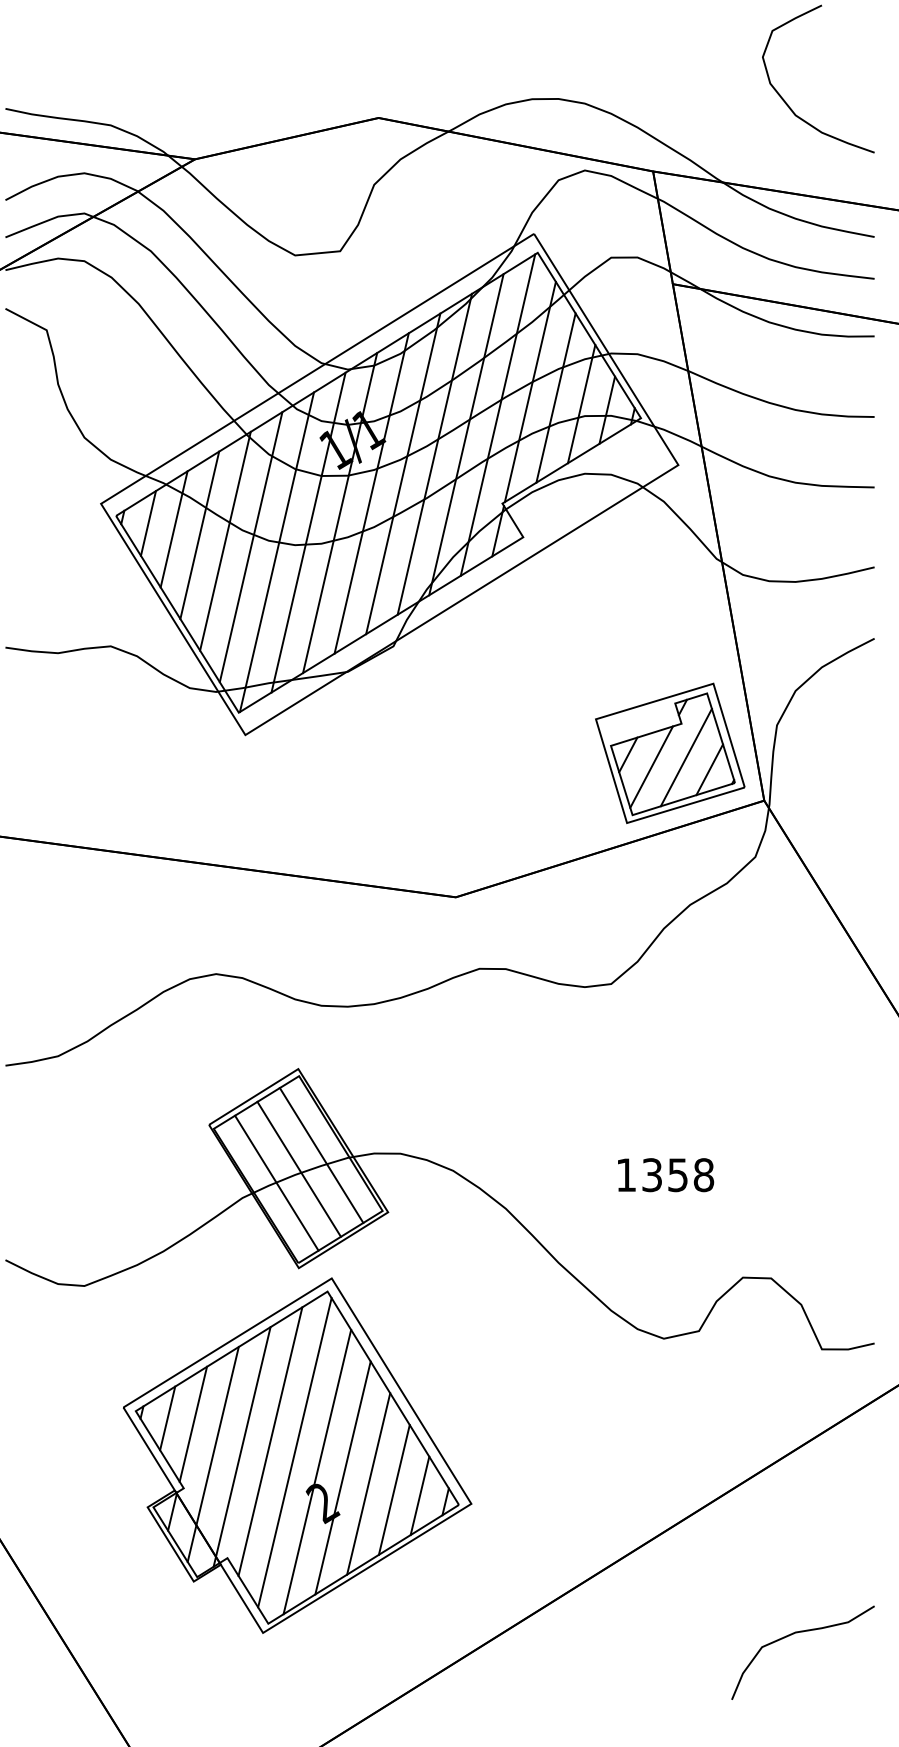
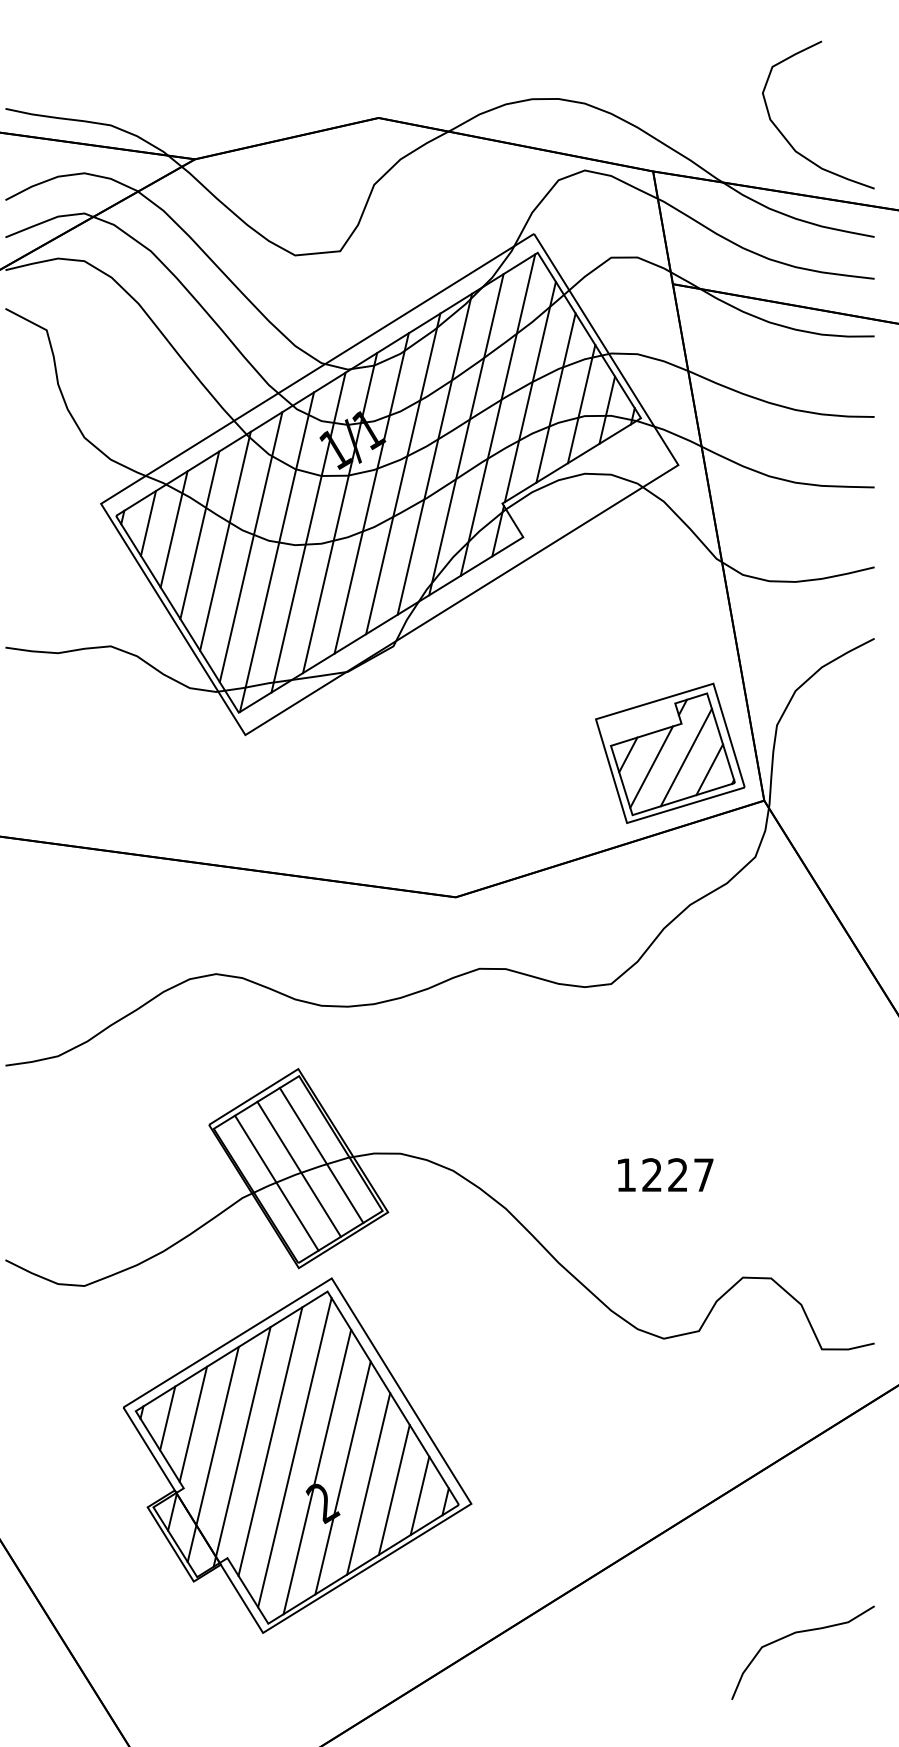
curve position: (788, 104) -> (788, 140) (788, 140)
text: 1358 -> 1227 (678, 1175)
